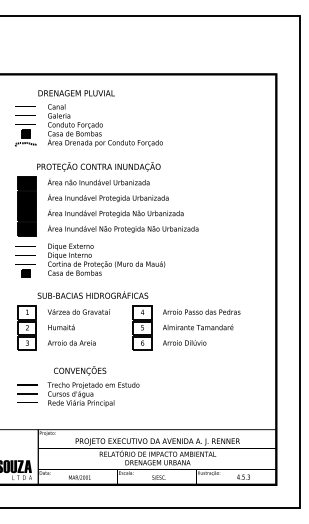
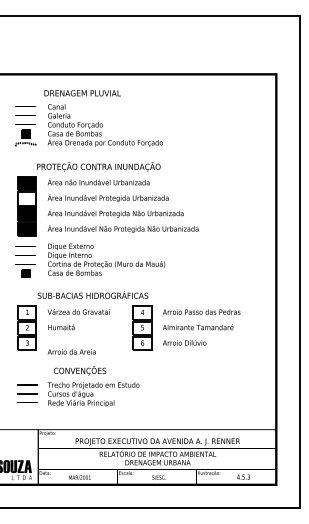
text position: (76, 93) -> (82, 93) (82, 93)
fill: present -> none (27, 198)
text position: (71, 342) -> (71, 351) (71, 351)
